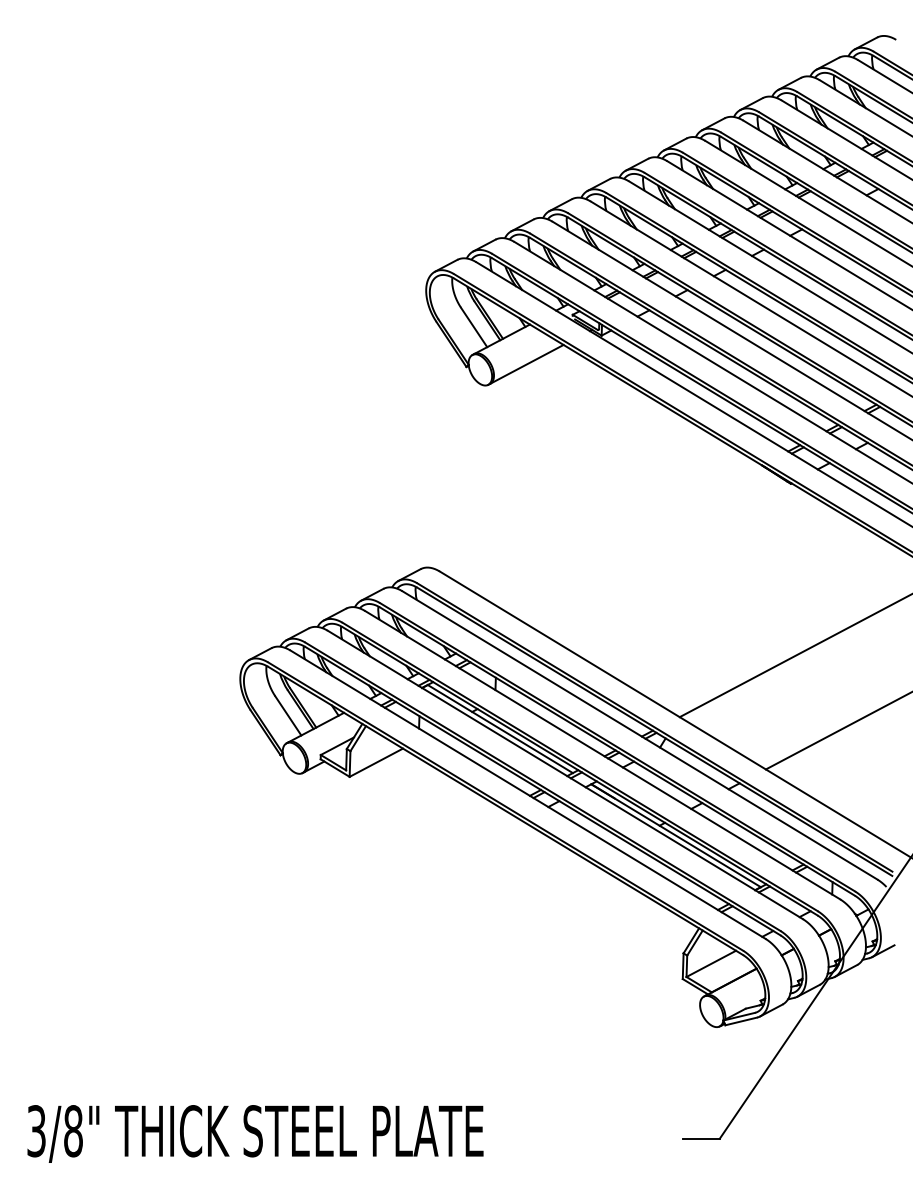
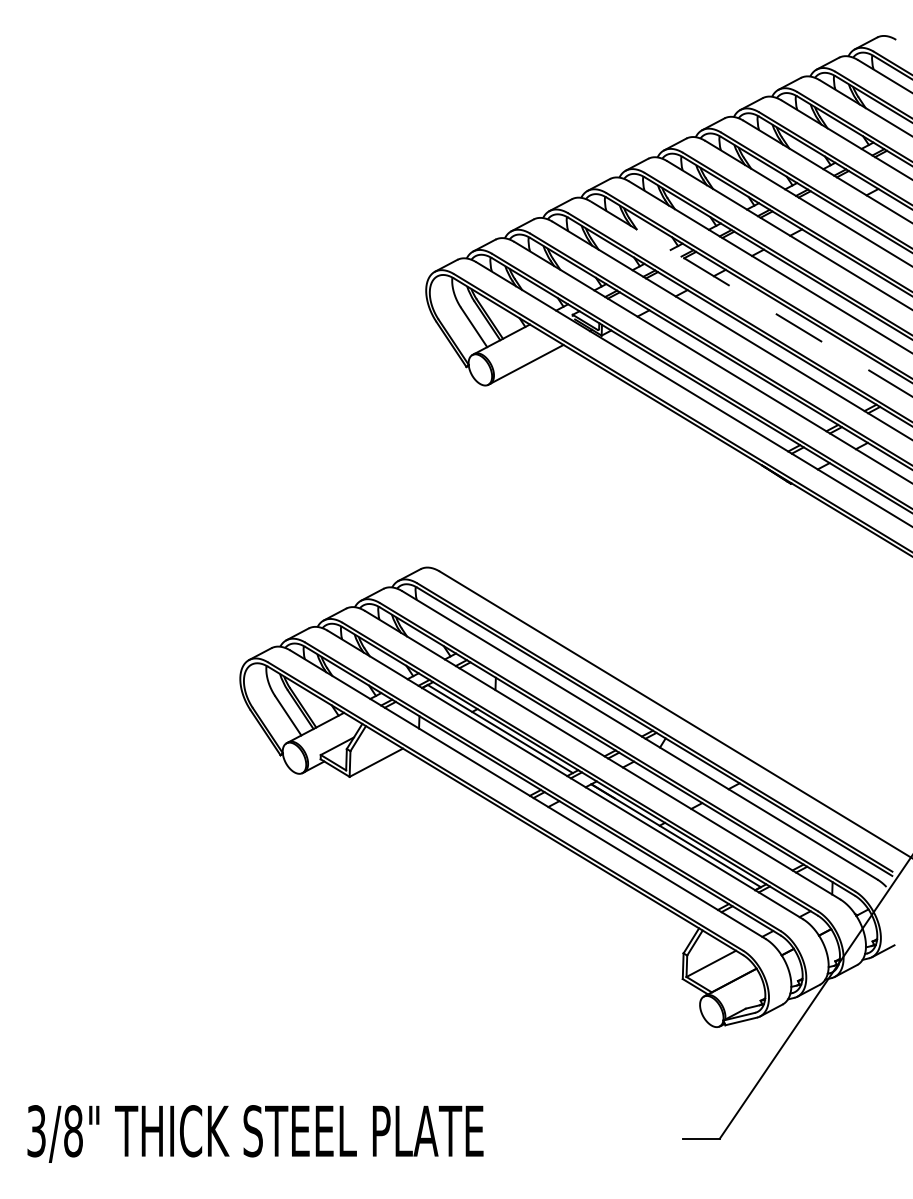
line: solid -> dashed (752, 299)
line: present -> none (794, 656)
line: present -> none (837, 731)
